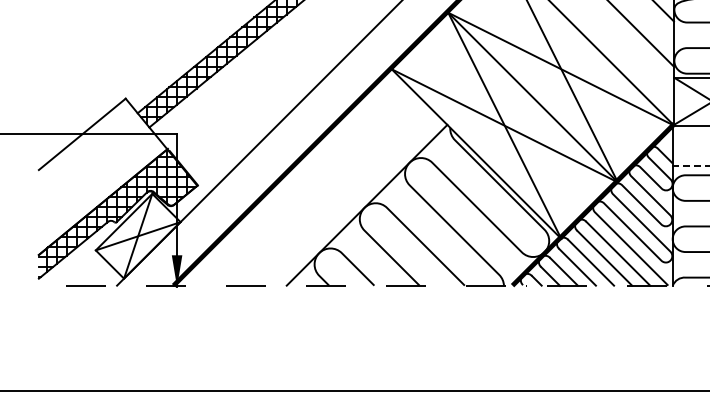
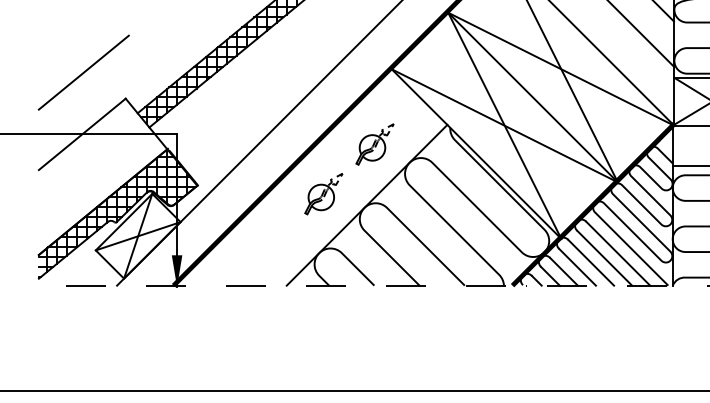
line: none -> present (83, 72)
part: none -> present (374, 144)
line: dashed -> solid (690, 165)
part: none -> present (323, 194)
